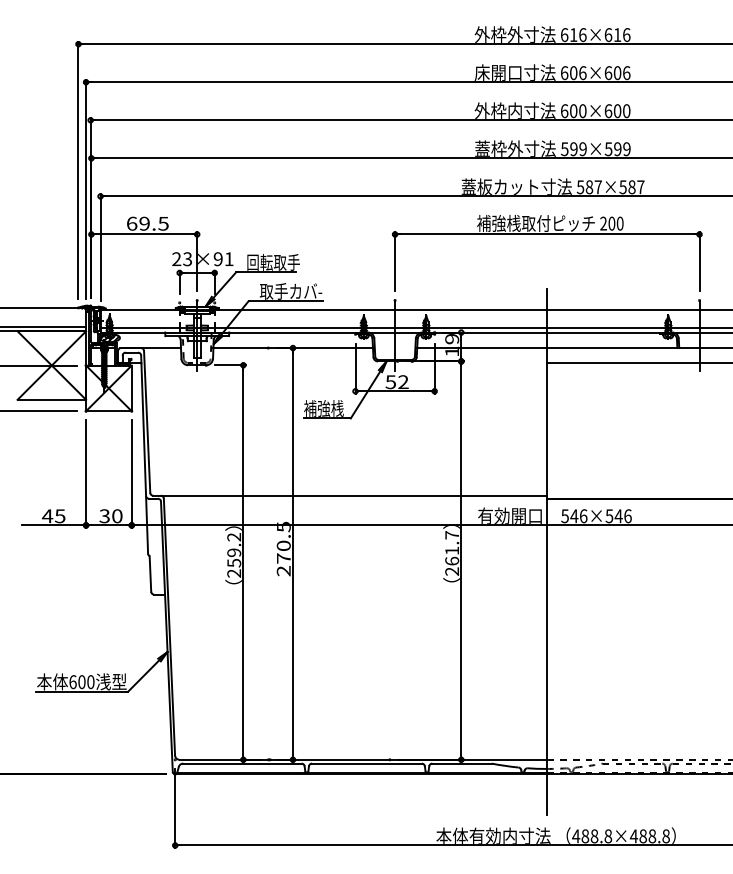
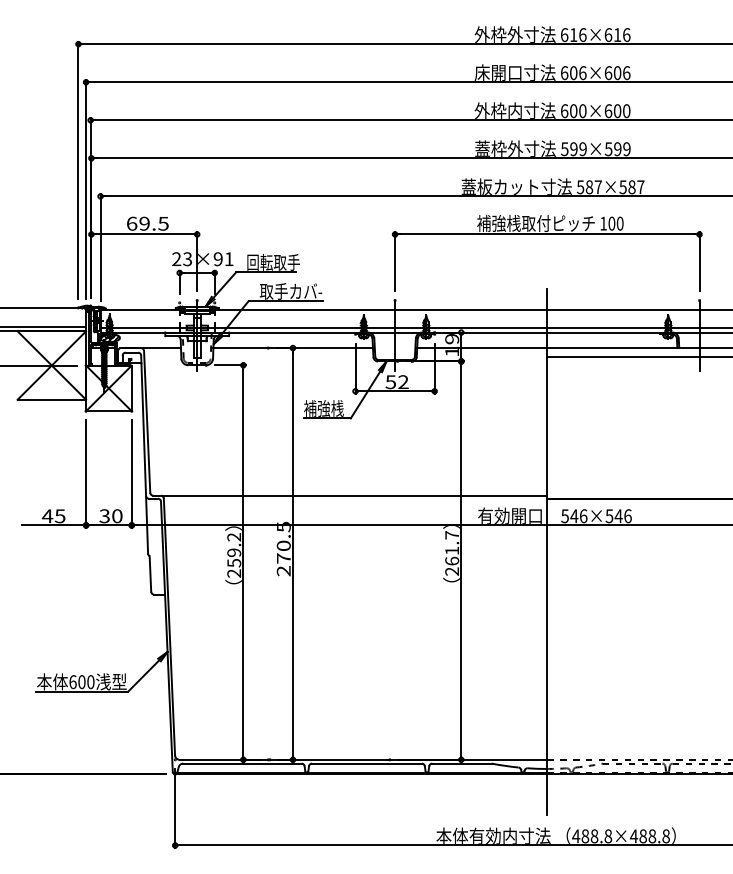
text: 200 -> 100 (603, 223)
line position: (638, 363) -> (638, 357) (638, 357)
line: present -> none (39, 411)
